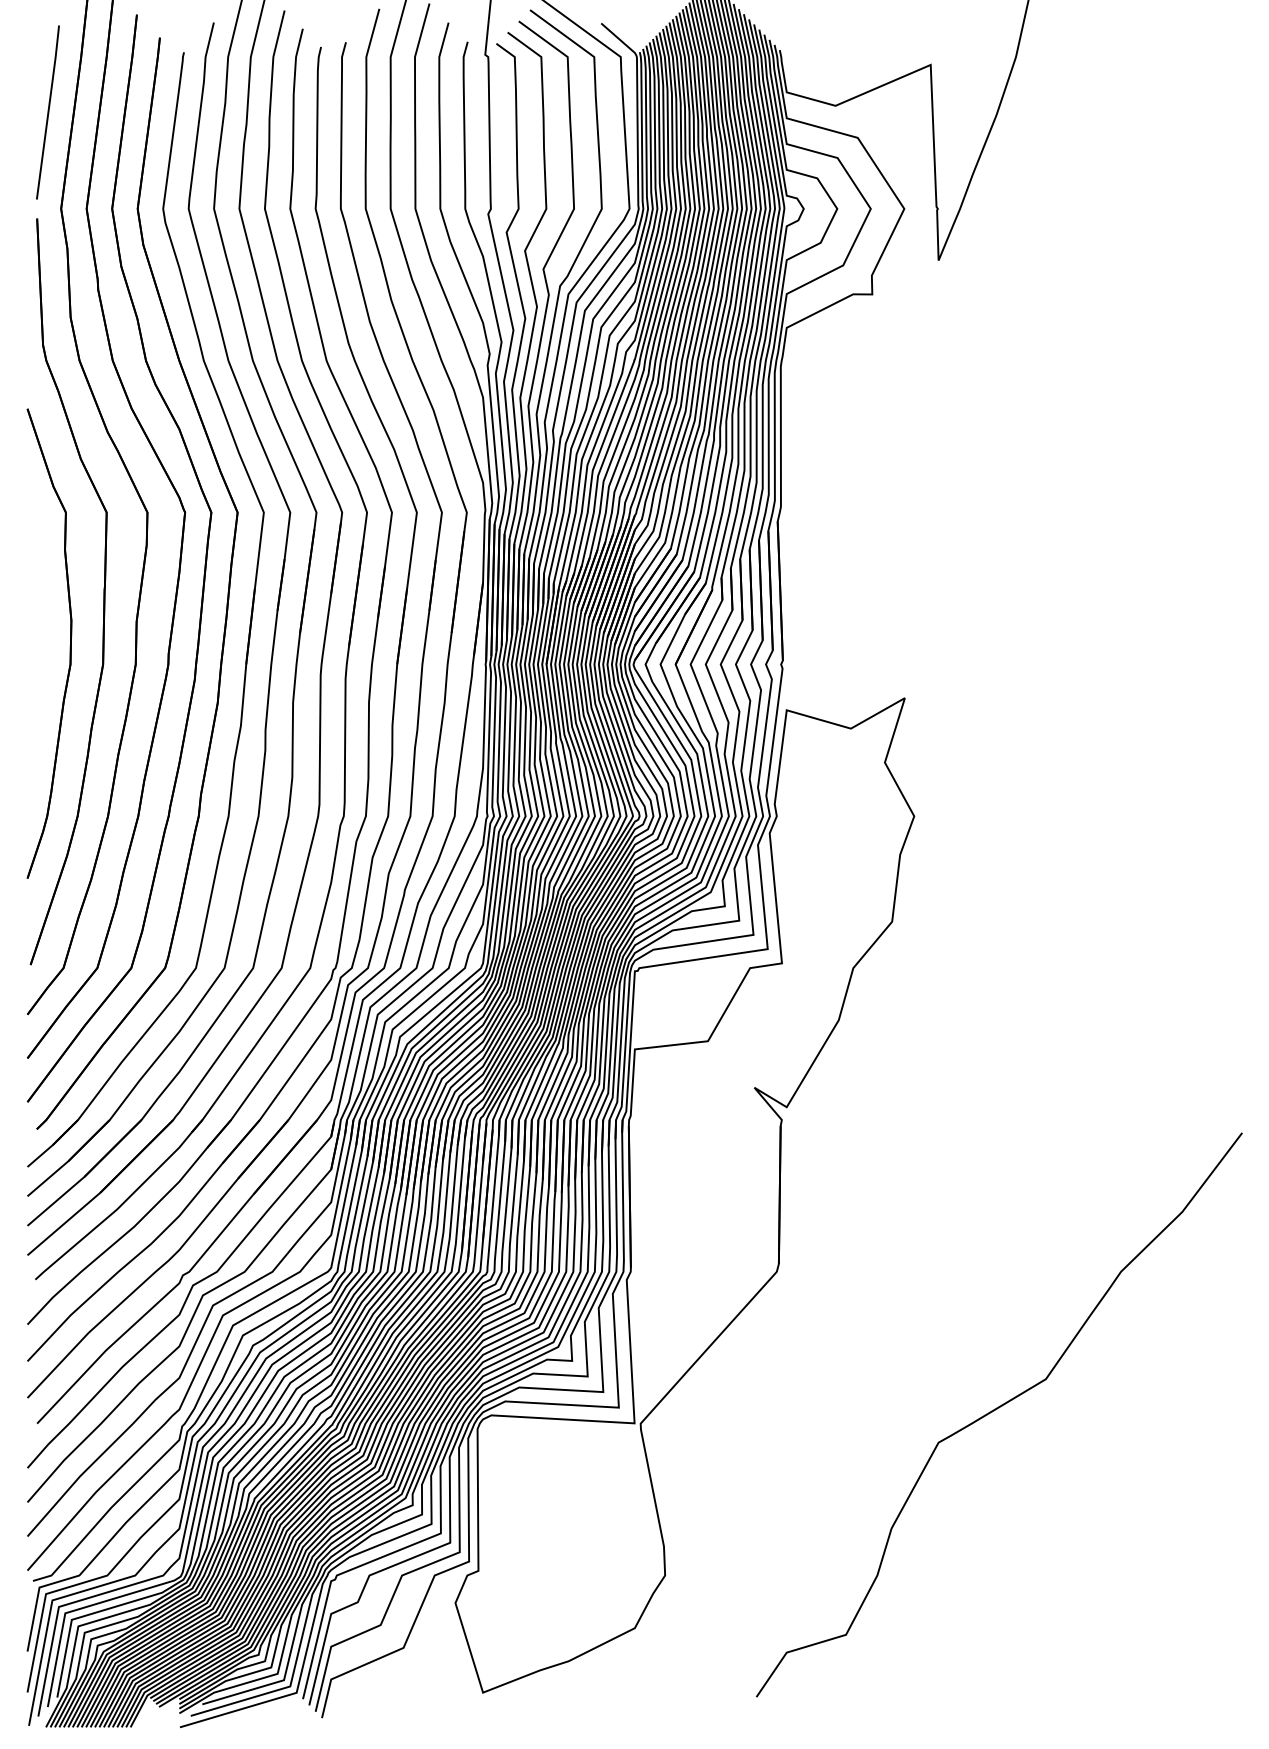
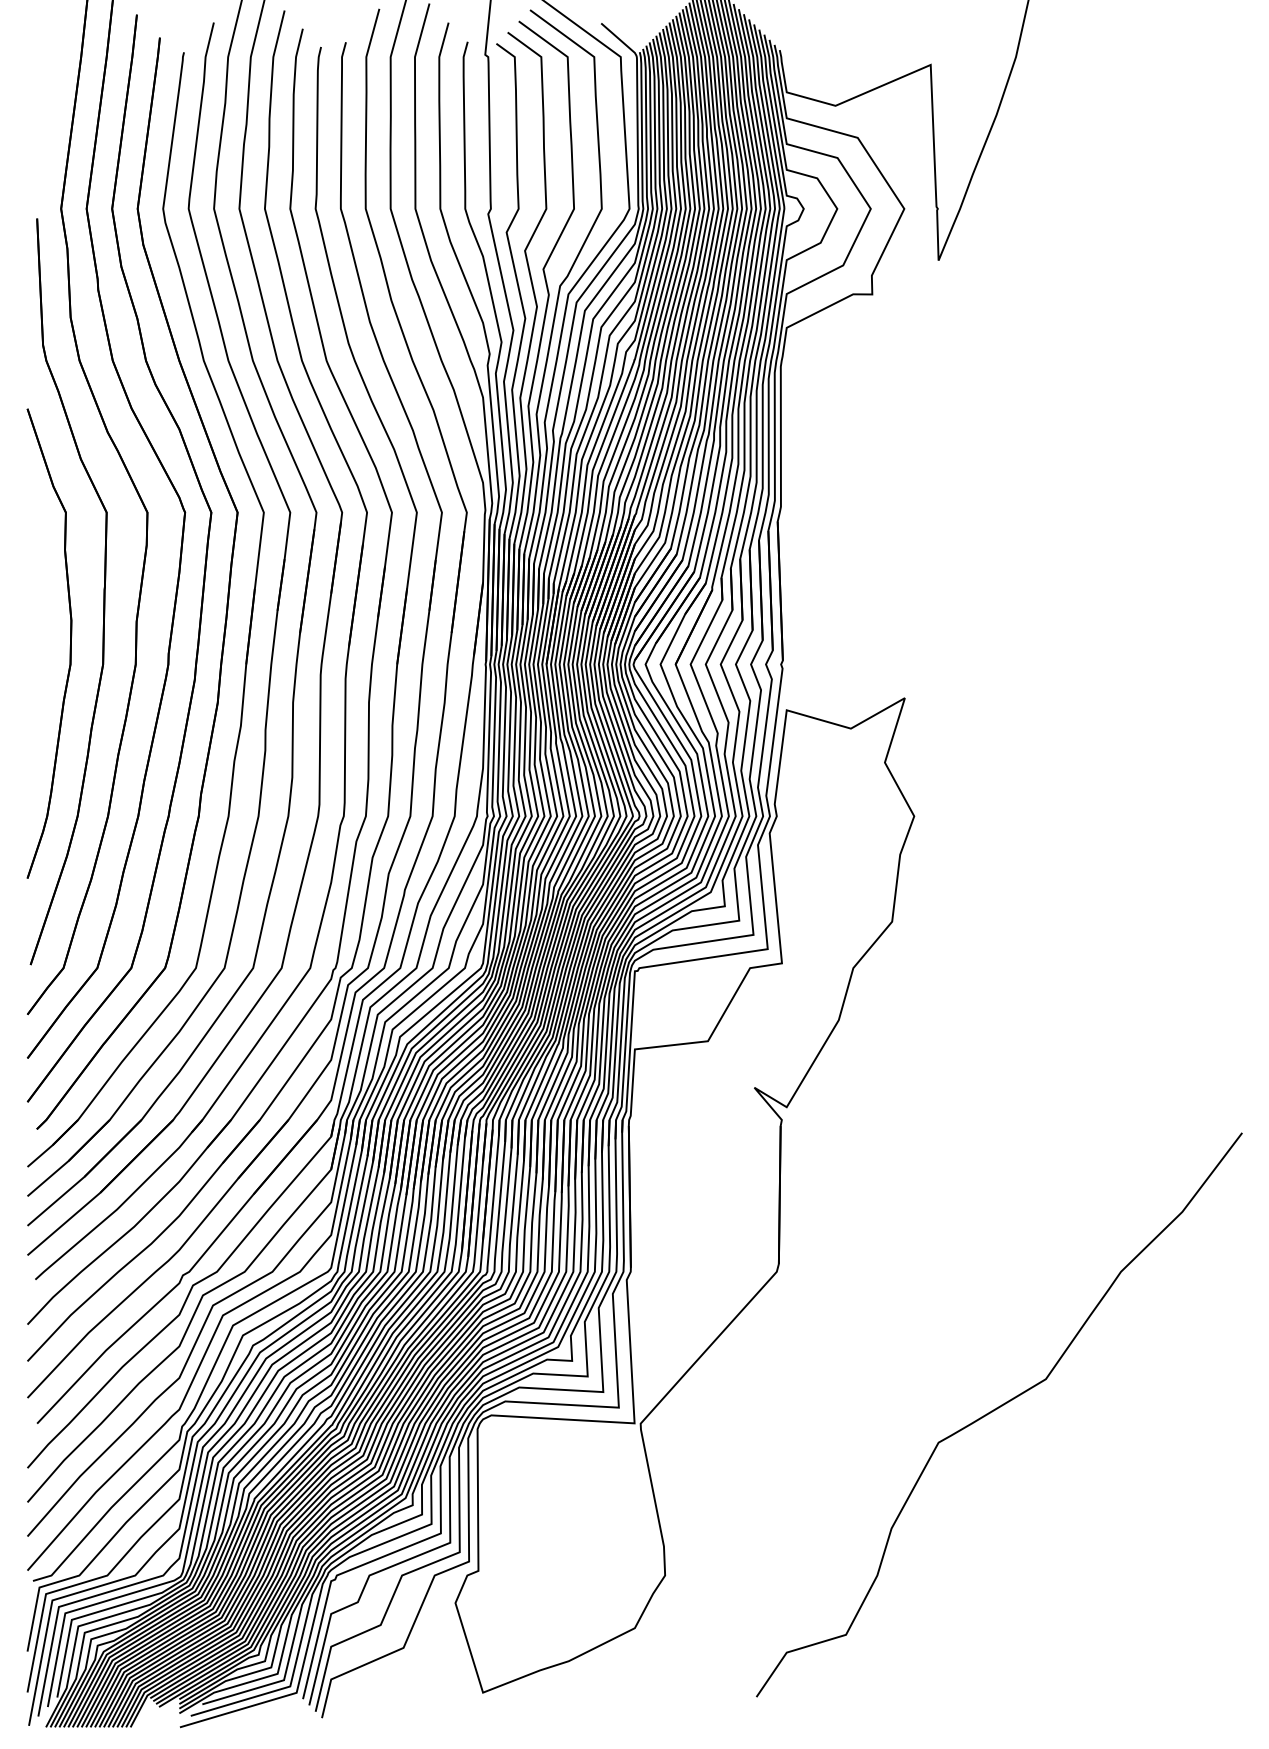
line: present -> none (47, 112)
